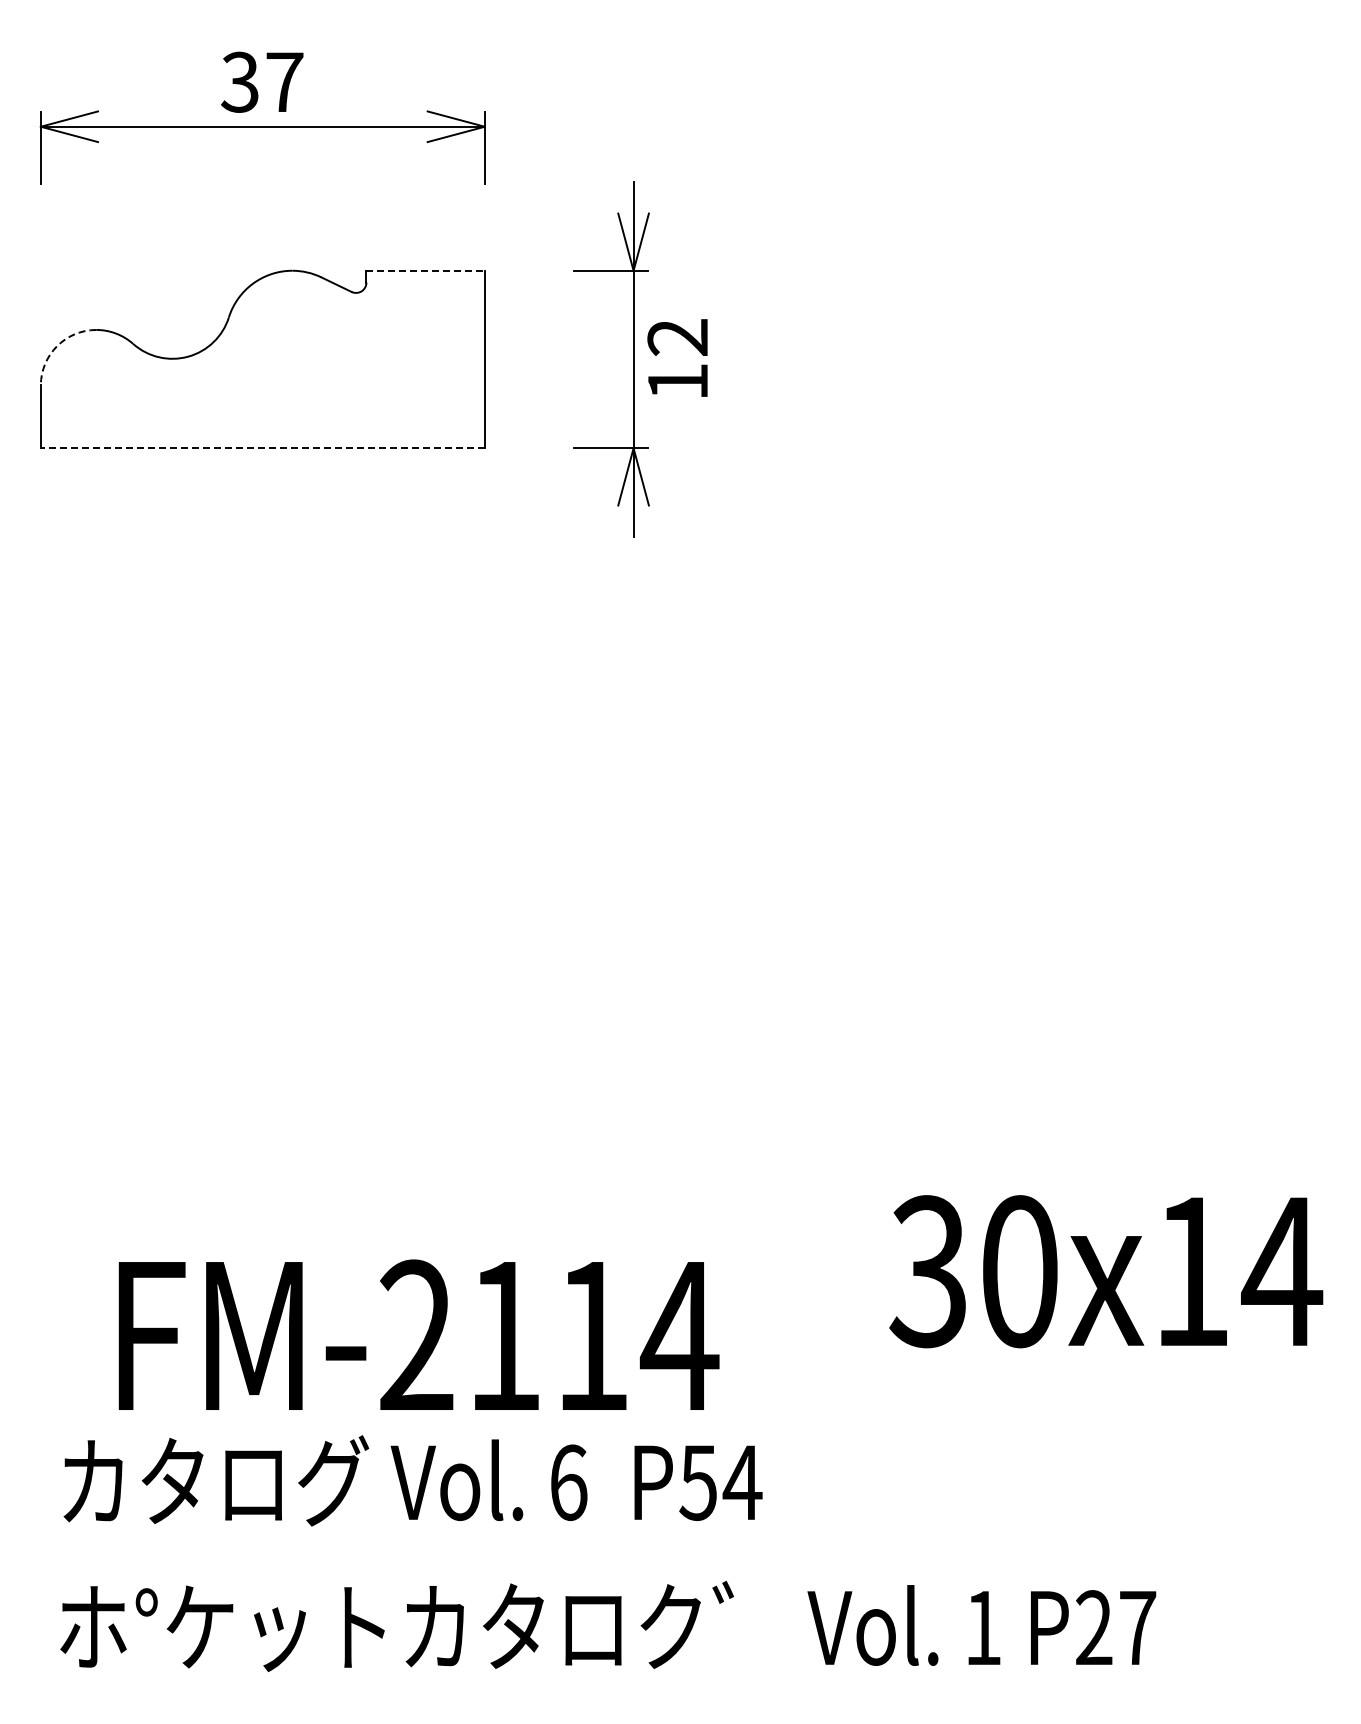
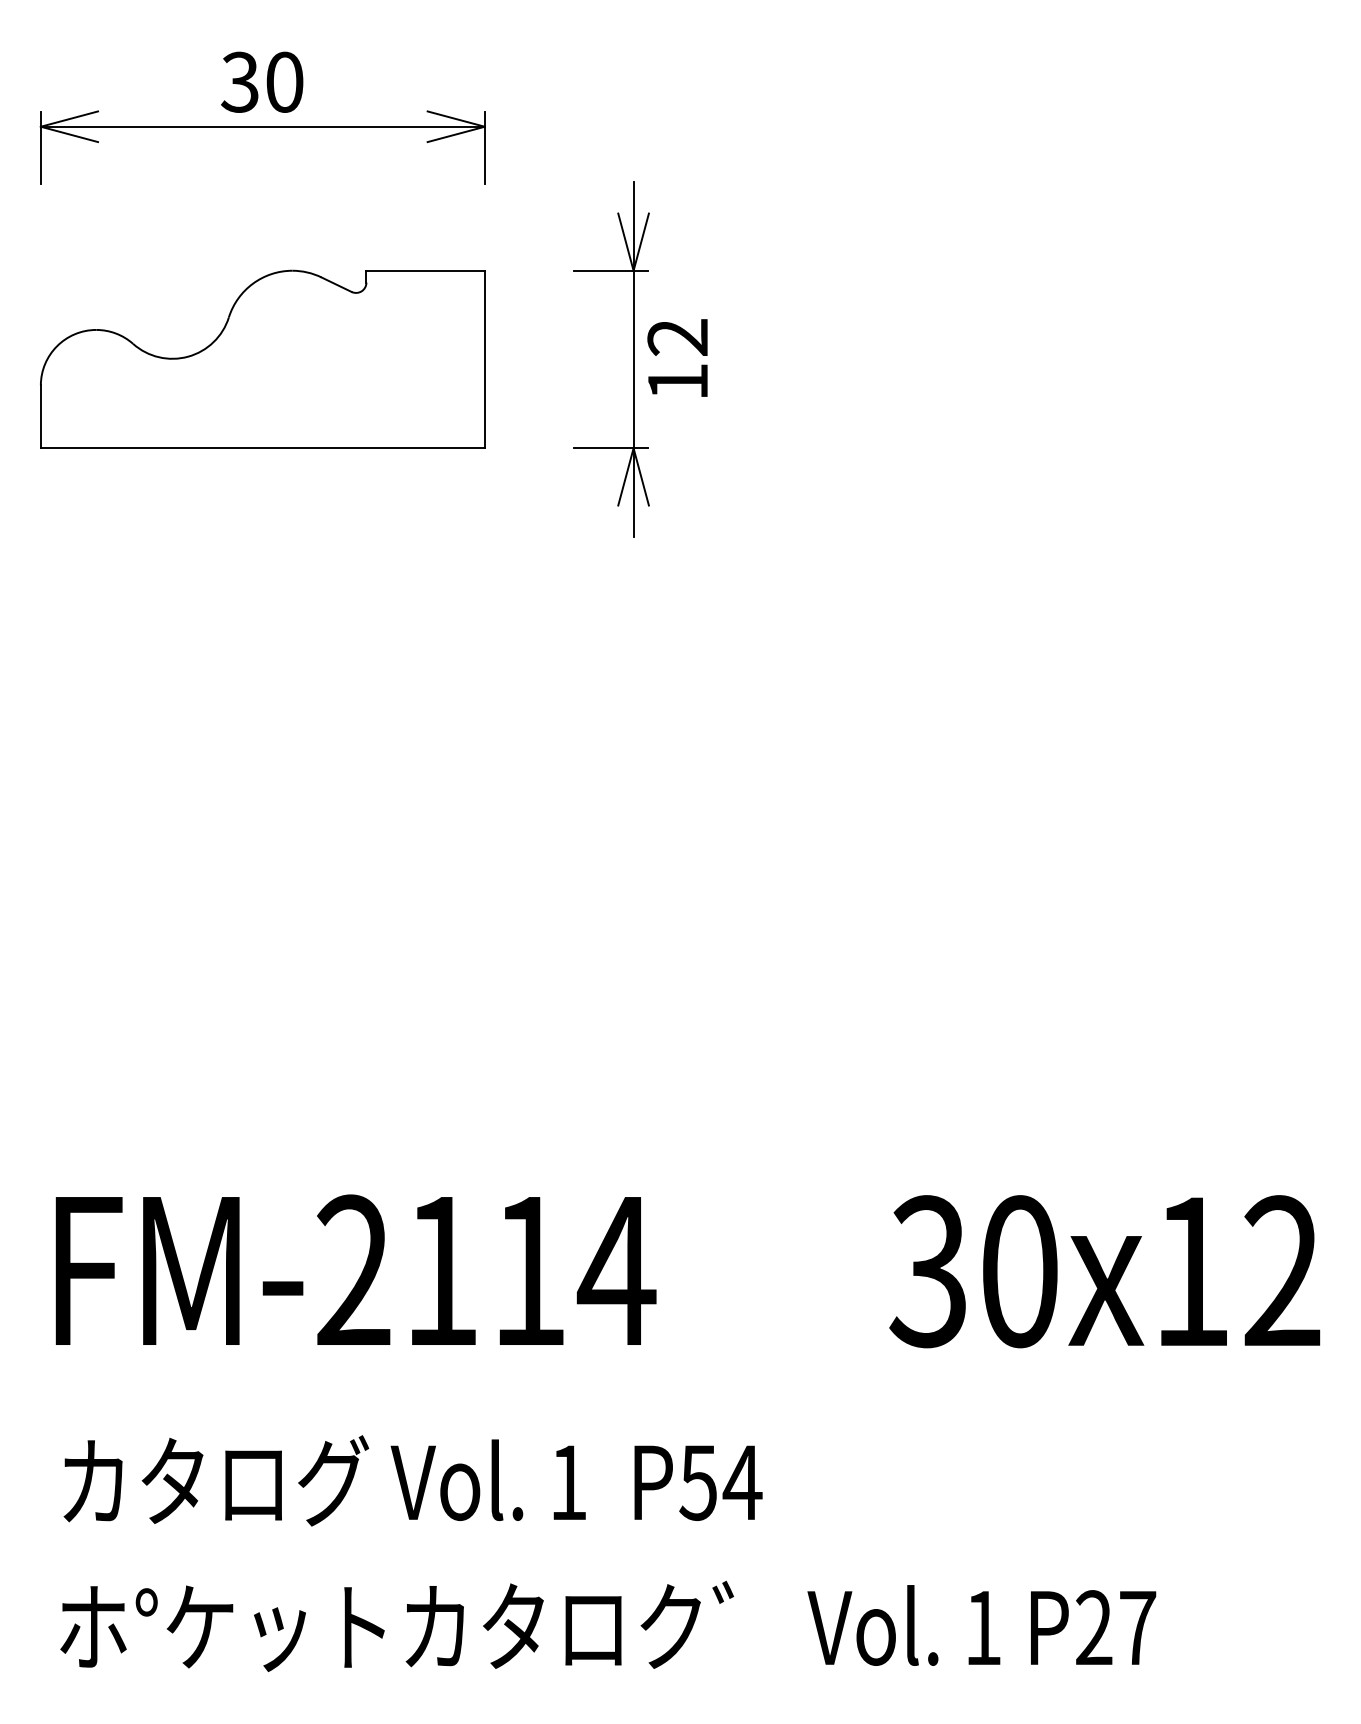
text: 37 -> 30 (284, 81)
line: dashed -> solid (426, 270)
arc: dashed -> solid (57, 346)
line: dashed -> solid (262, 448)
text: 30x14 -> 30x12 (1282, 1270)
text position: (418, 1334) -> (355, 1269) (355, 1269)
text: 6 -> 1 (569, 1482)
